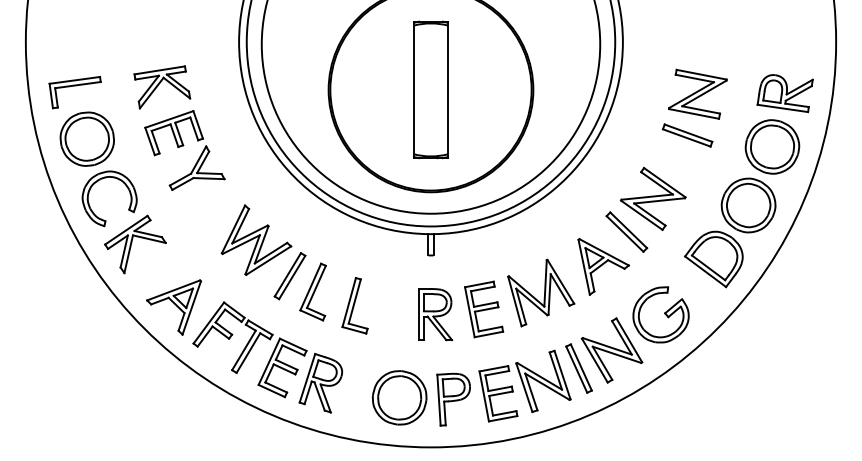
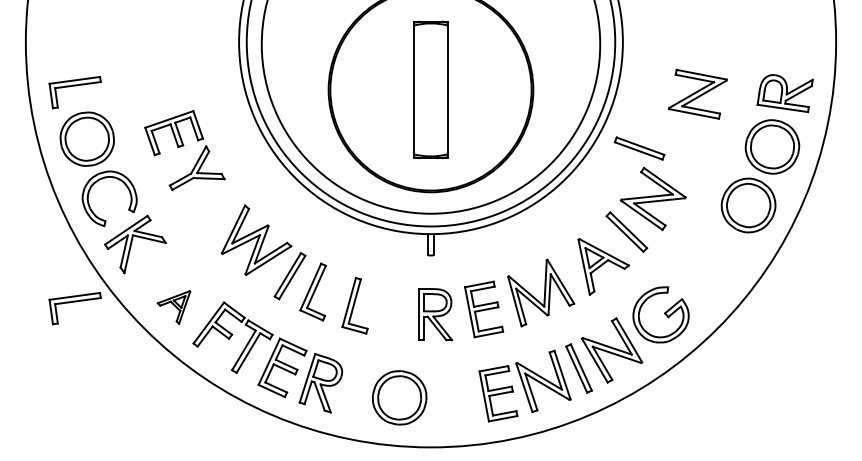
part: present -> none (162, 87)
part position: (687, 135) -> (639, 148) (639, 148)
part: present -> none (713, 259)
part size: 56x57 px -> 36x35 px (173, 307)
part: none -> present (74, 308)
part: present -> none (453, 399)
